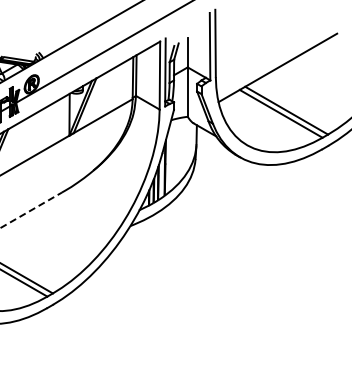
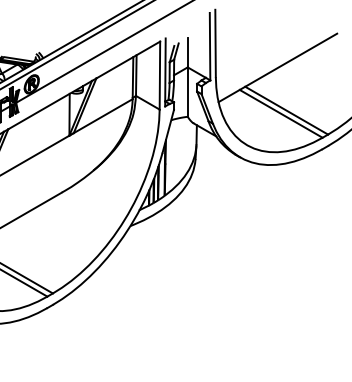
line: none -> present (76, 45)
line: dashed -> solid (31, 210)
